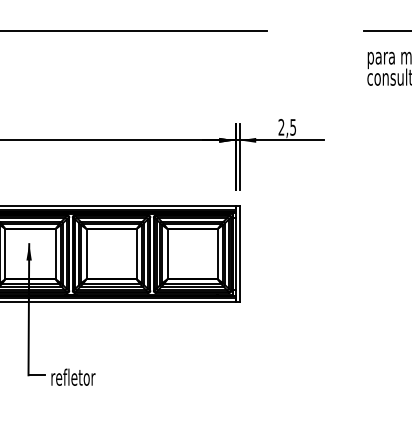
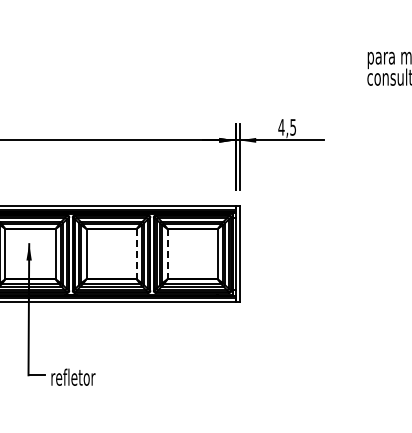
line: present -> none (134, 31)
line: present -> none (385, 31)
text: 2,5 -> 4,5 (281, 127)
line: solid -> dashed (136, 254)
line: solid -> dashed (167, 254)
